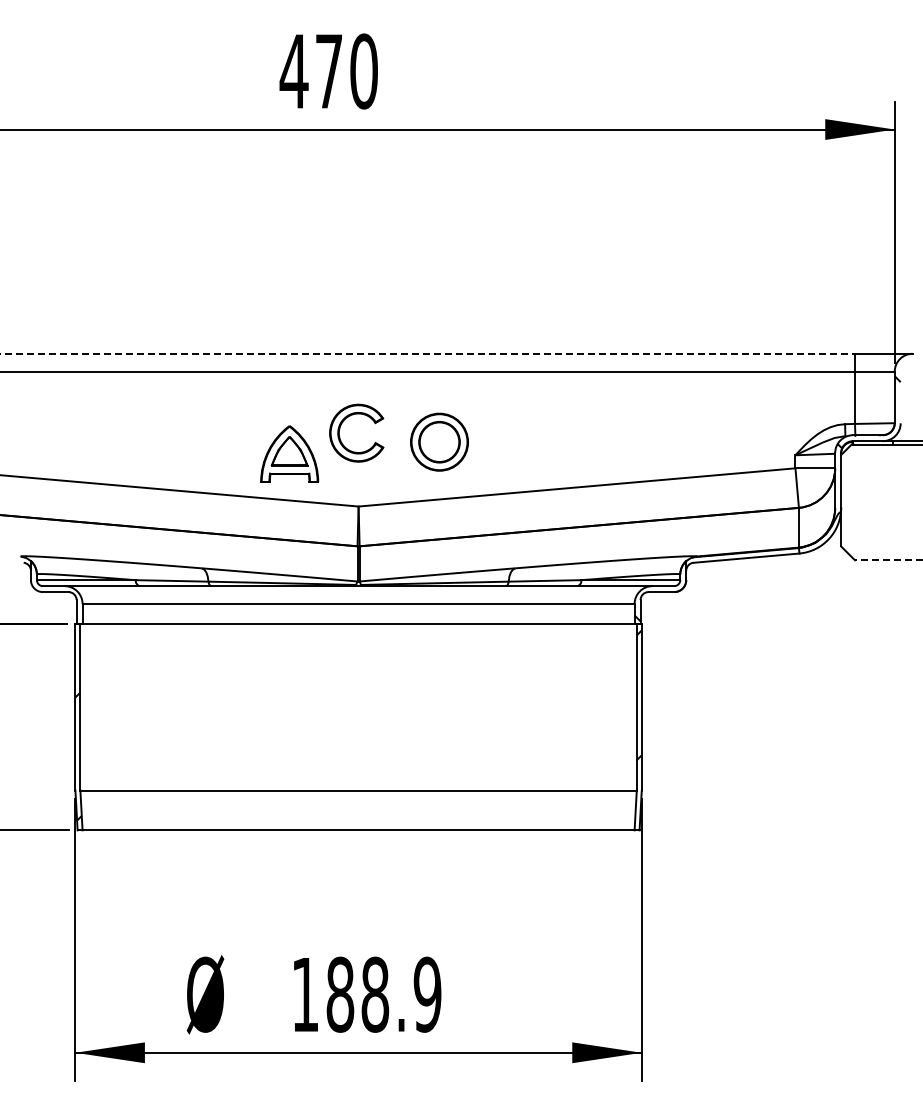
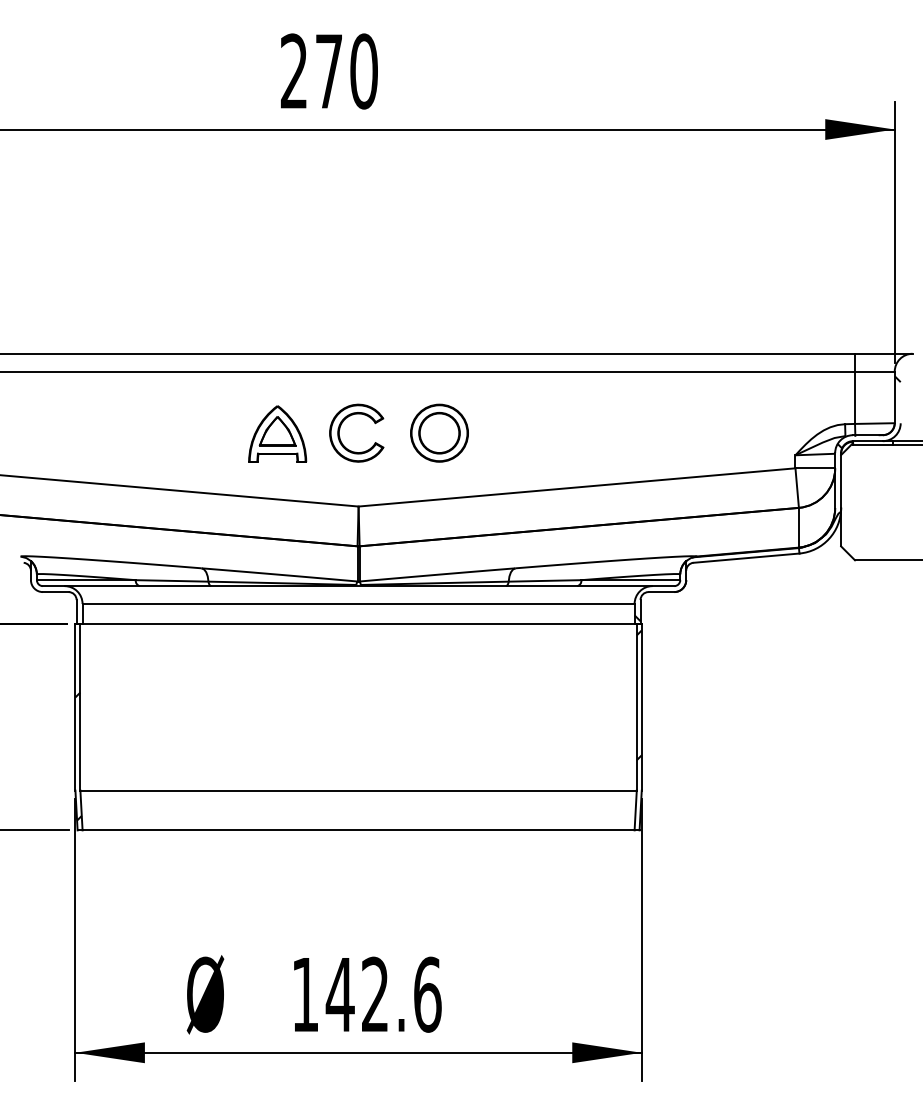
text: 470 -> 270 (293, 70)
line: dashed -> solid (428, 353)
part position: (439, 441) -> (439, 432) (439, 432)
part position: (289, 453) -> (277, 433) (277, 433)
line: dashed -> solid (888, 560)
text: 188.9 -> 142.6 (383, 994)
